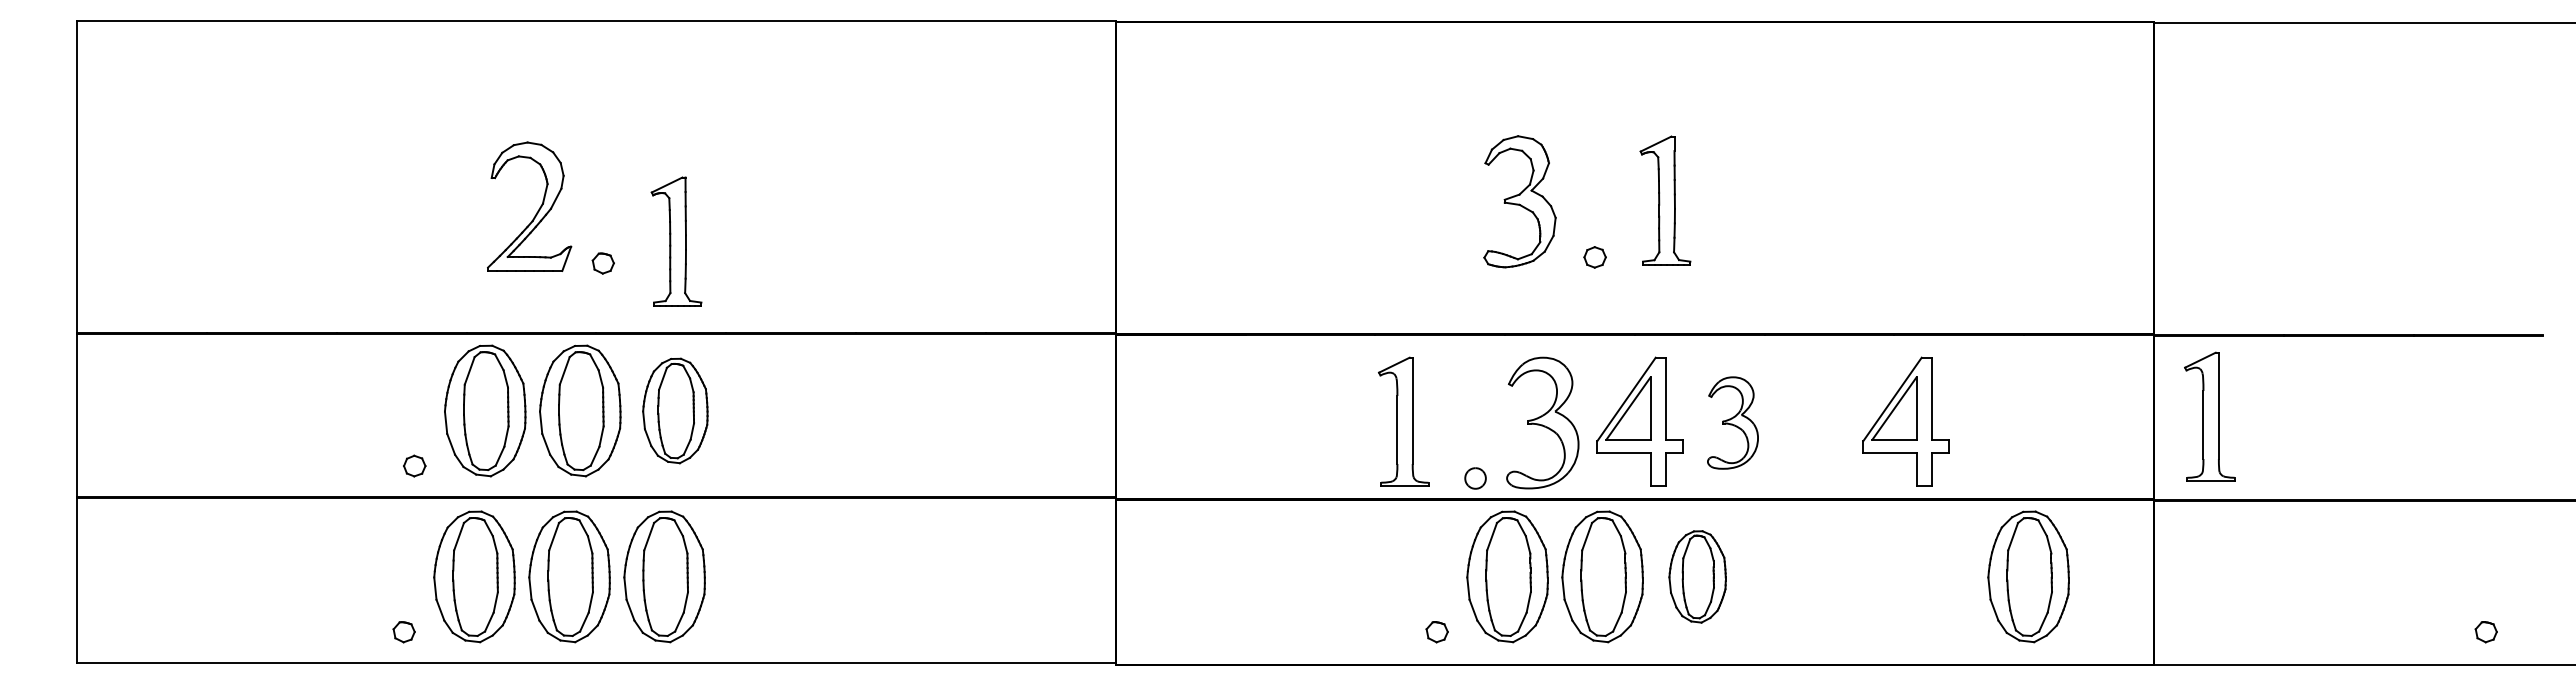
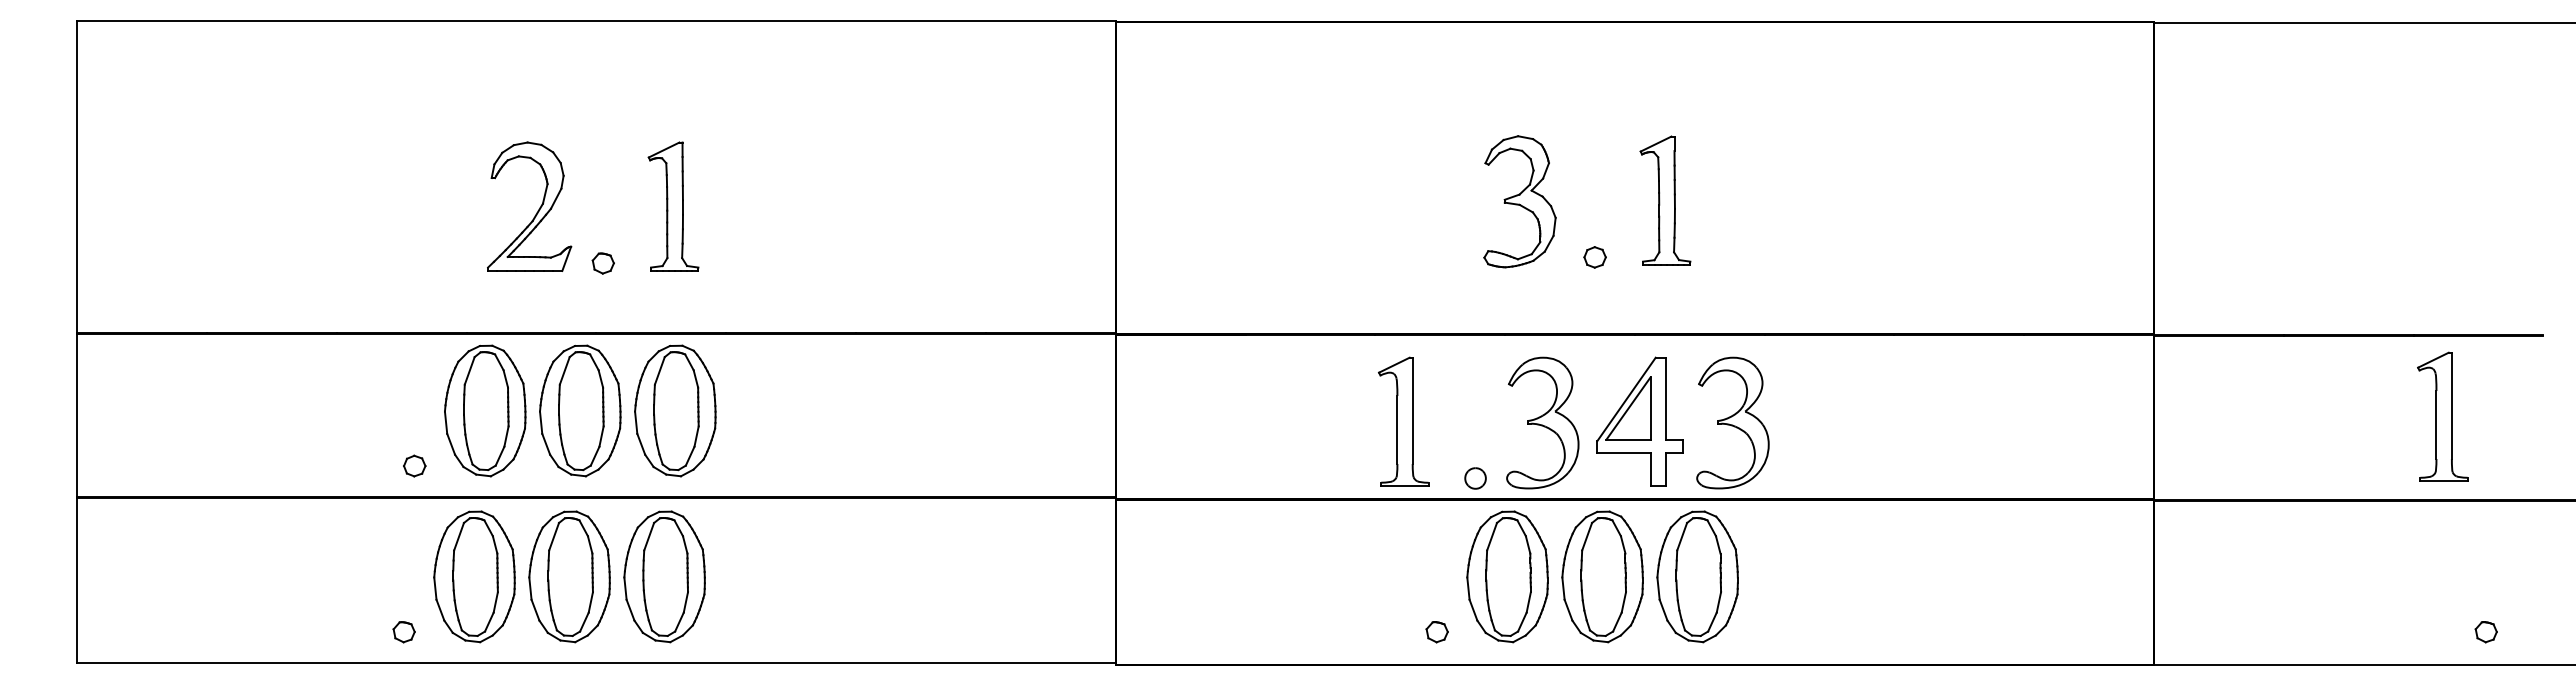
part position: (676, 241) -> (673, 206) (673, 206)
part size: 67x108 px -> 83x134 px (675, 410)
part position: (2209, 416) -> (2442, 416) (2442, 416)
part: present -> none (1905, 421)
part size: 52x94 px -> 74x134 px (1732, 422)
part size: 59x94 px -> 83x134 px (1697, 576)
part: present -> none (2028, 576)
